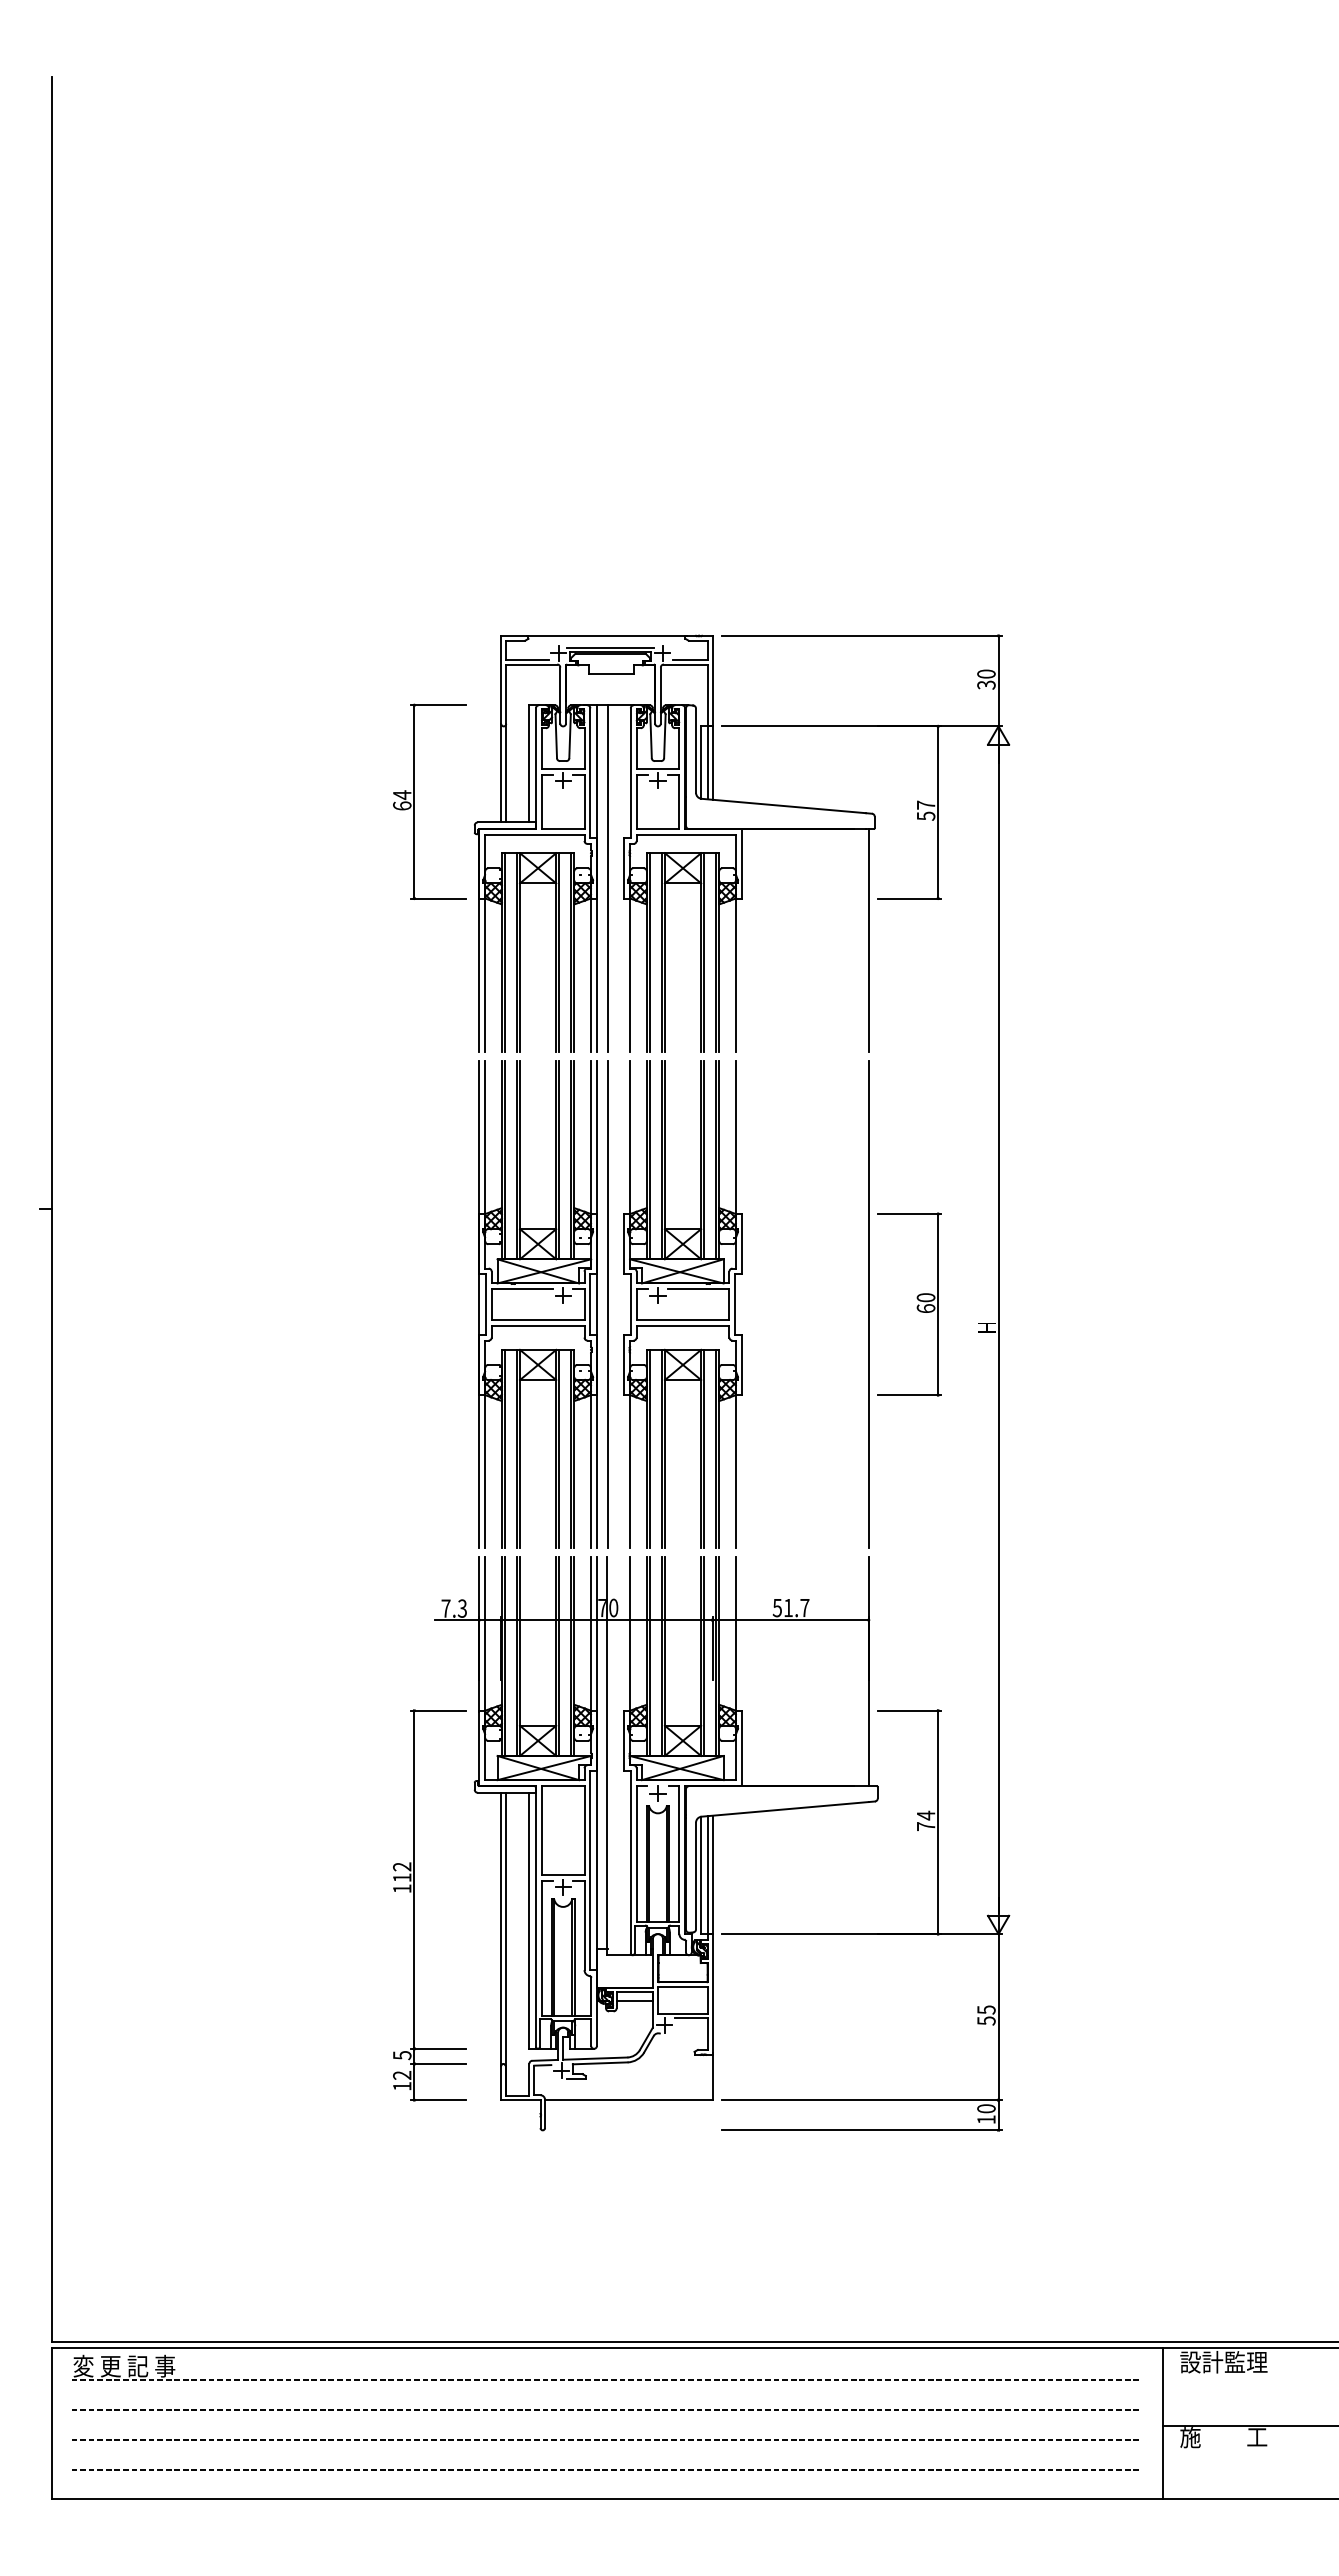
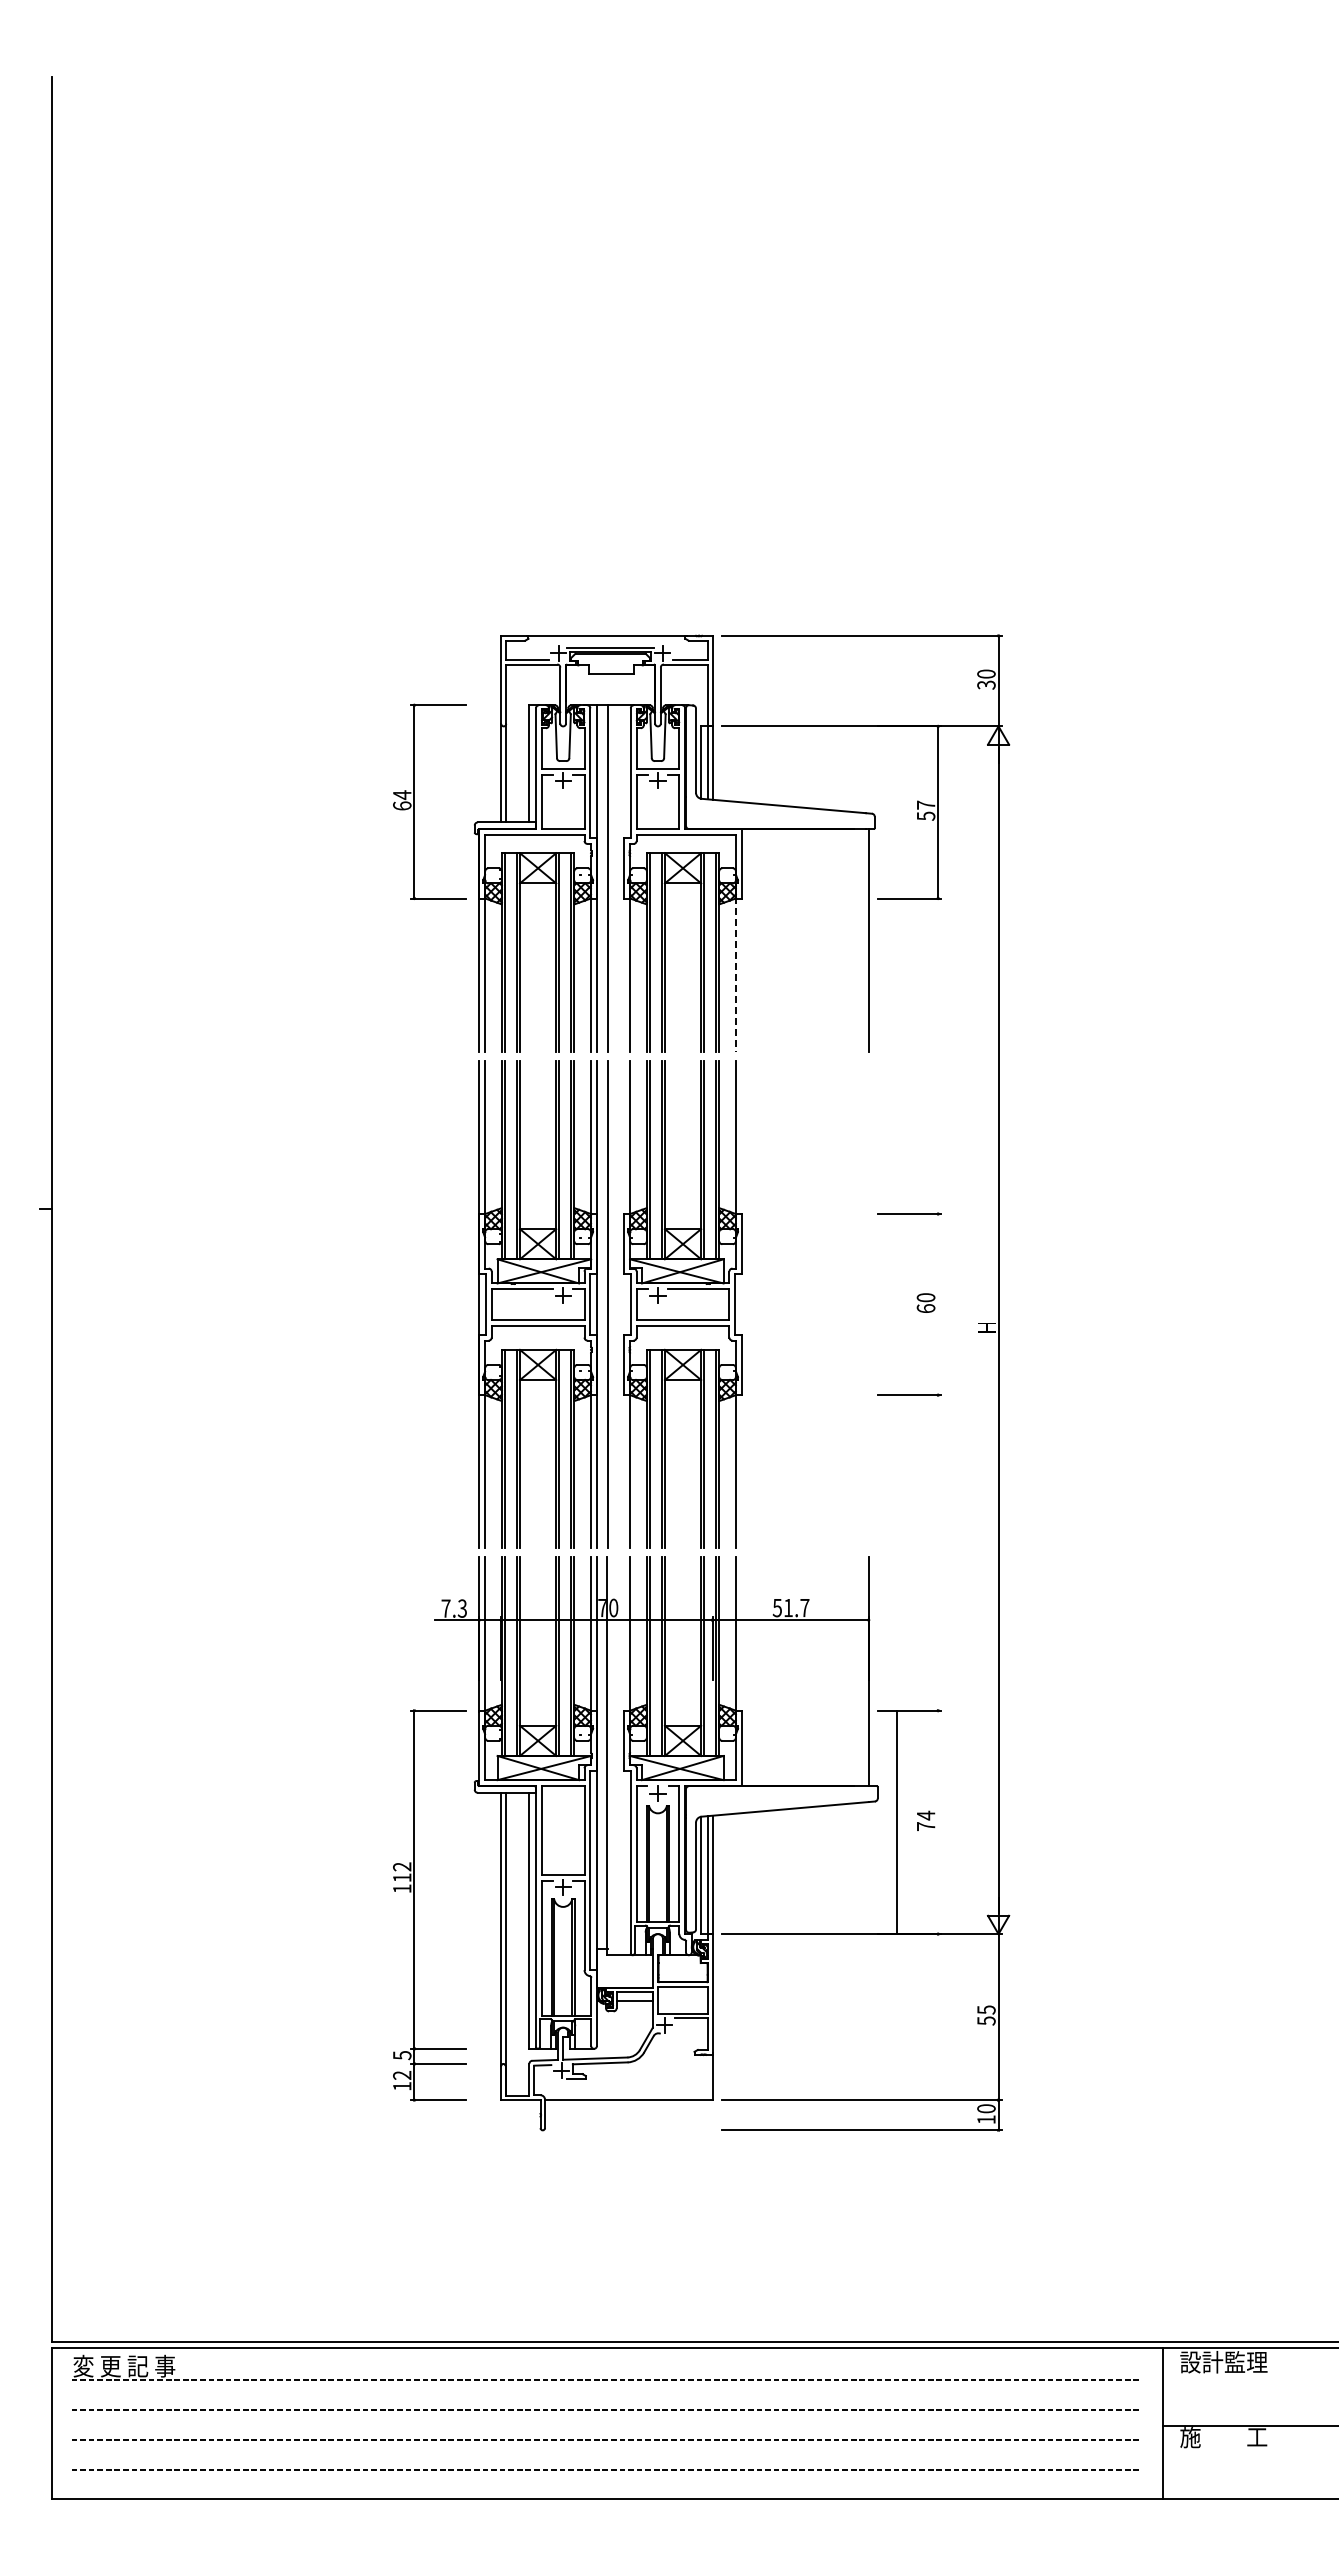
line: solid -> dashed (735, 974)
line: present -> none (868, 1304)
line: present -> none (938, 1304)
line position: (938, 1822) -> (897, 1822) (897, 1822)
